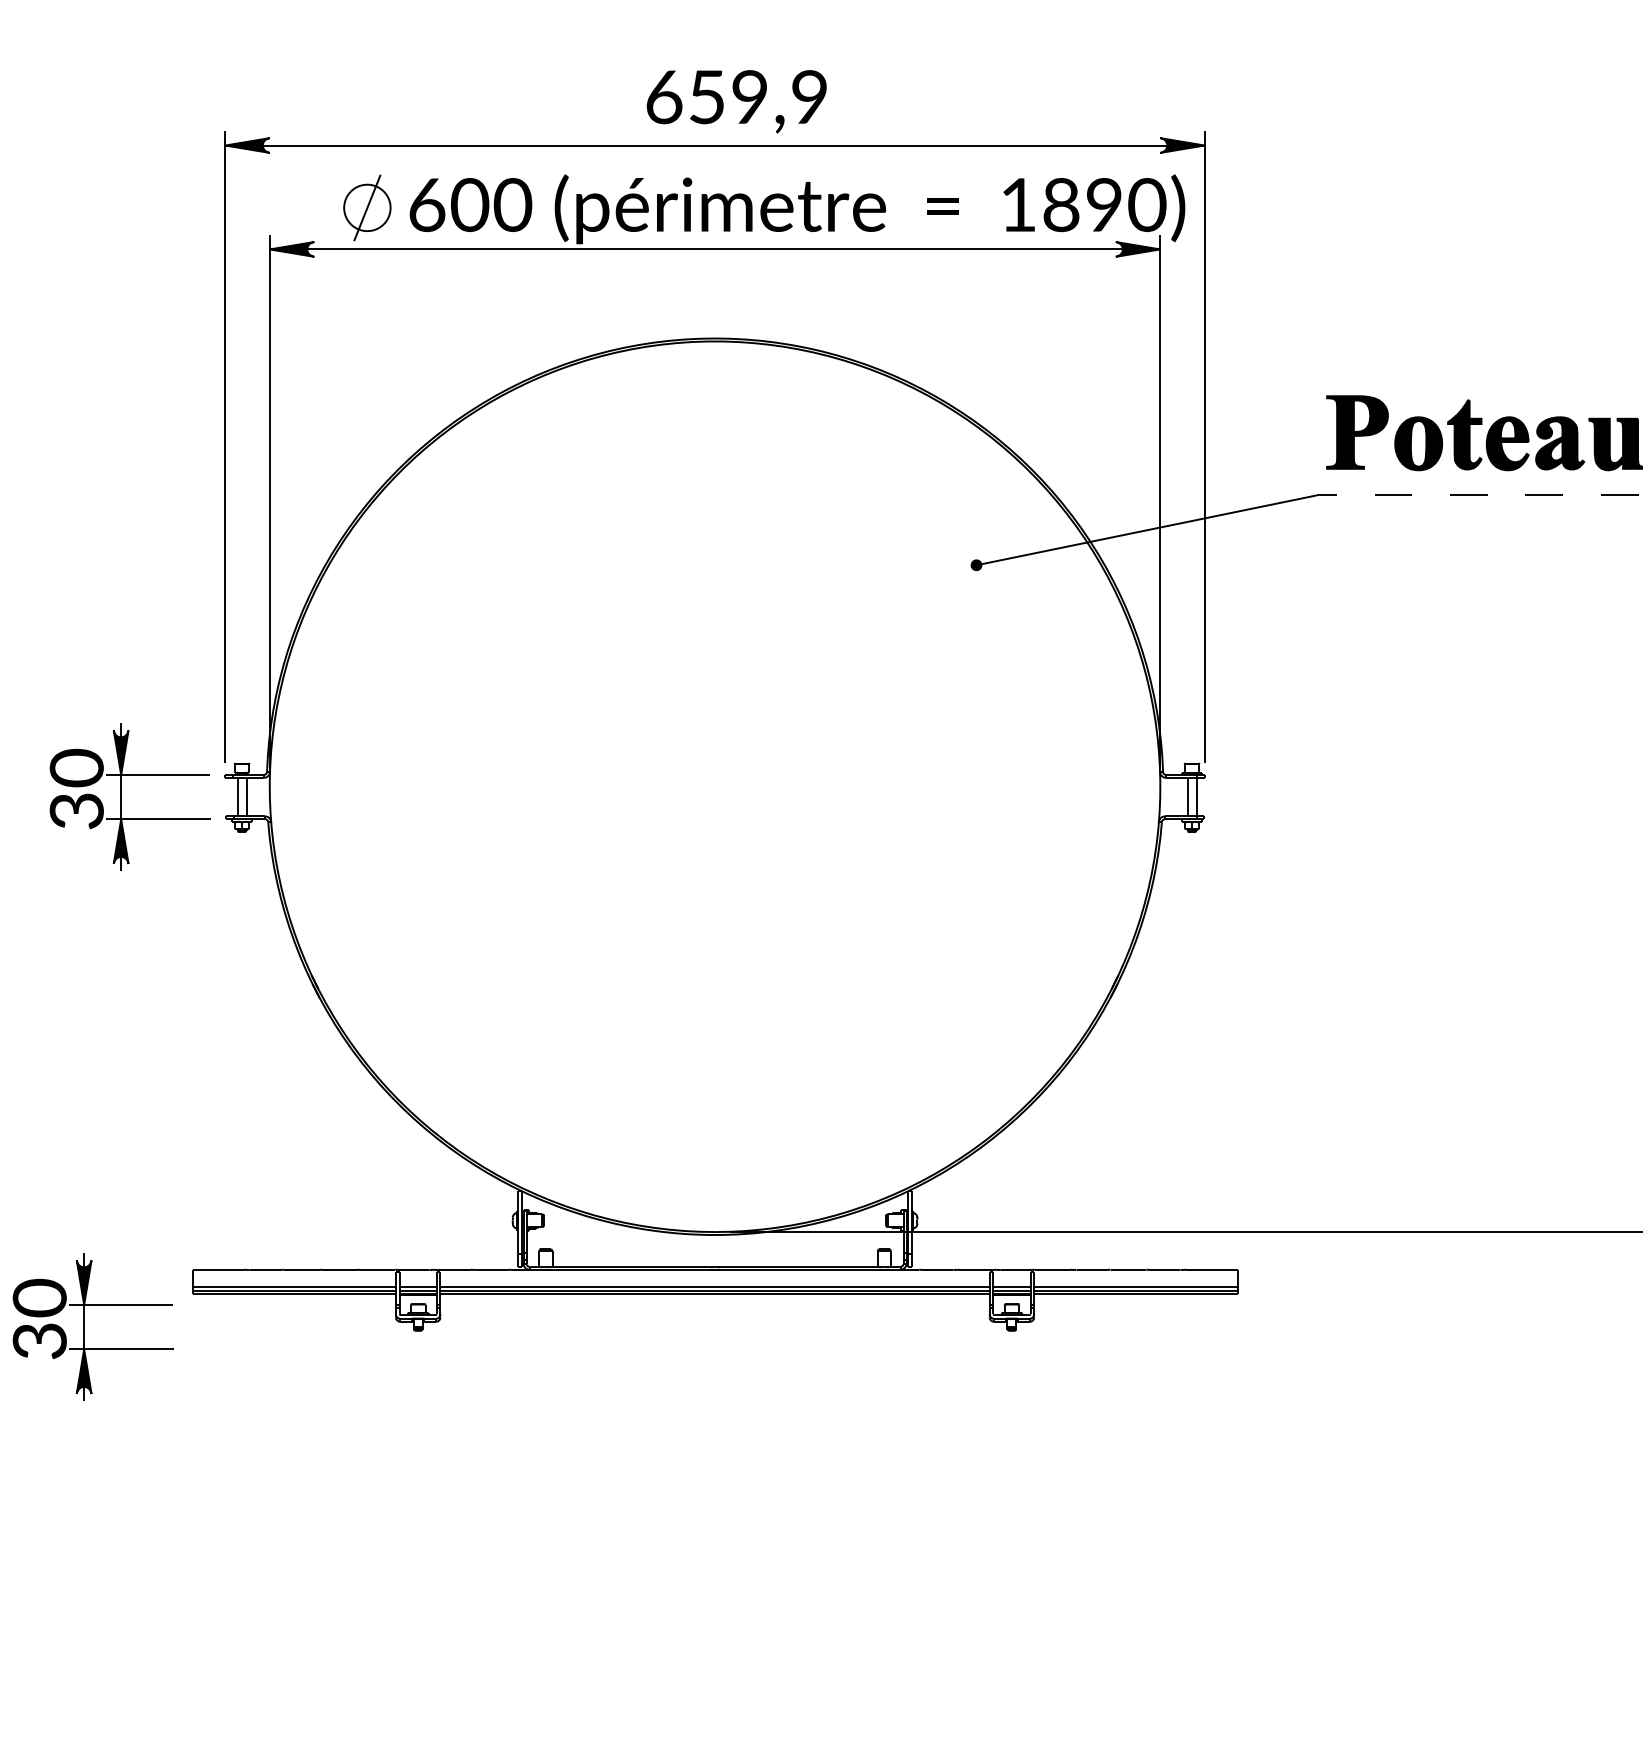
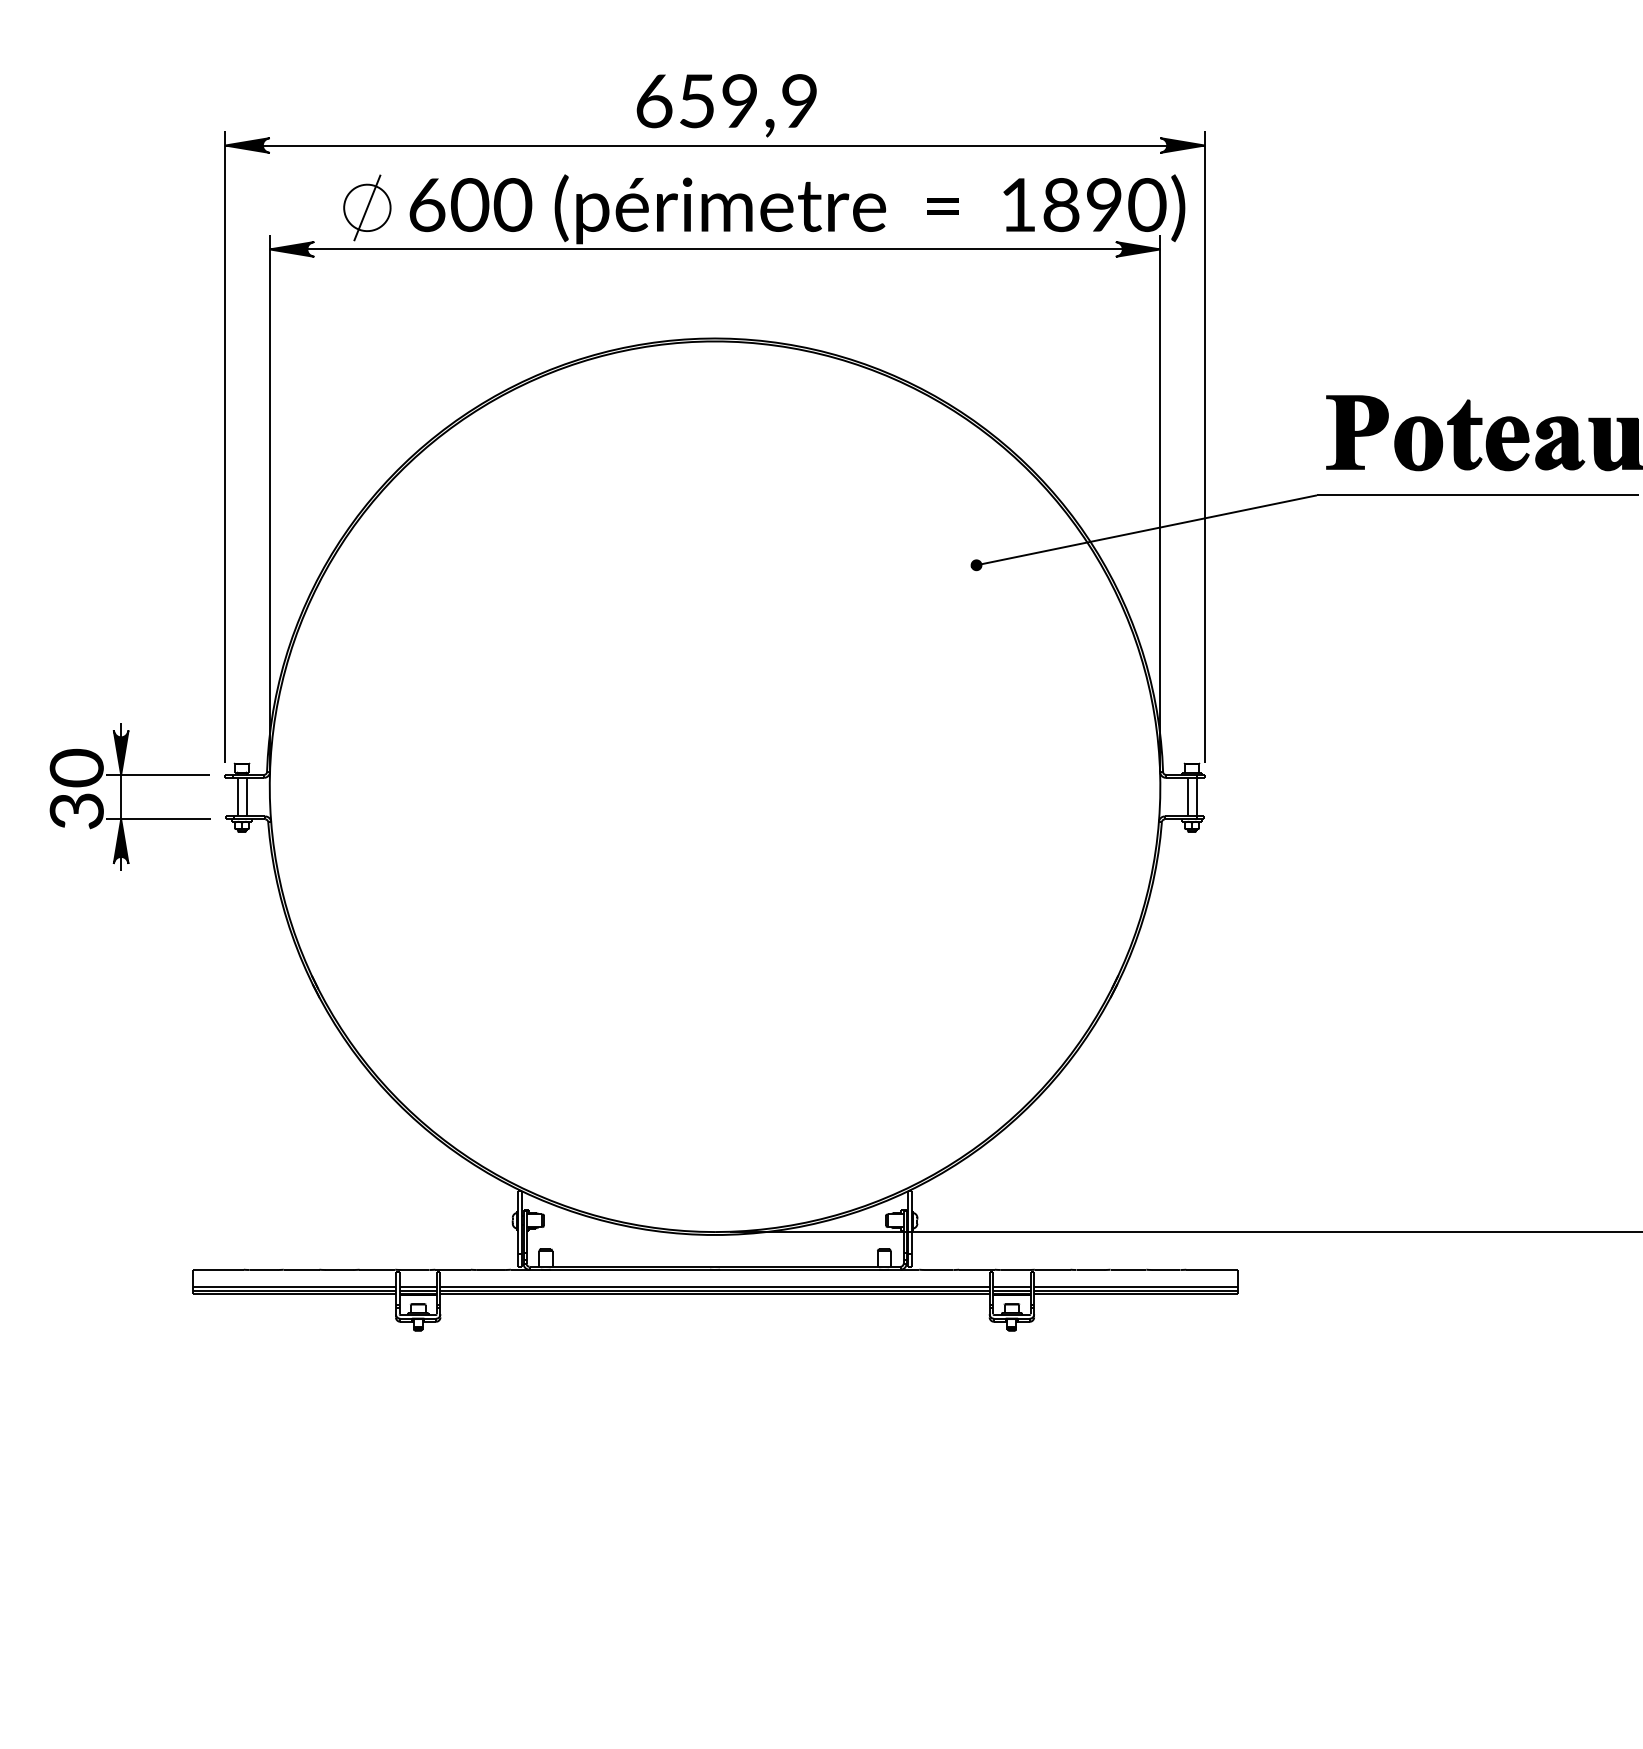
text position: (736, 101) -> (726, 105) (726, 105)
line: dashed -> solid (1477, 495)
part: present -> none (84, 1326)
